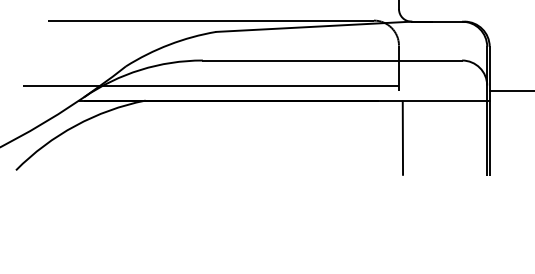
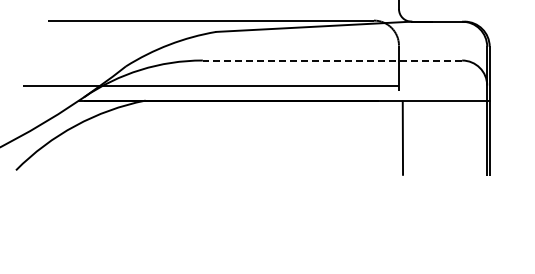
line: solid -> dashed (332, 60)
line: present -> none (510, 90)
